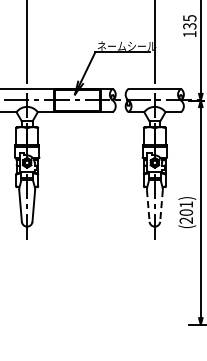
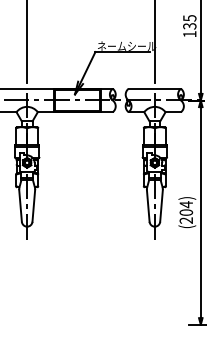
text: (201) -> (204) (185, 204)
line: dashed -> solid (148, 205)
line: dashed -> solid (161, 205)
